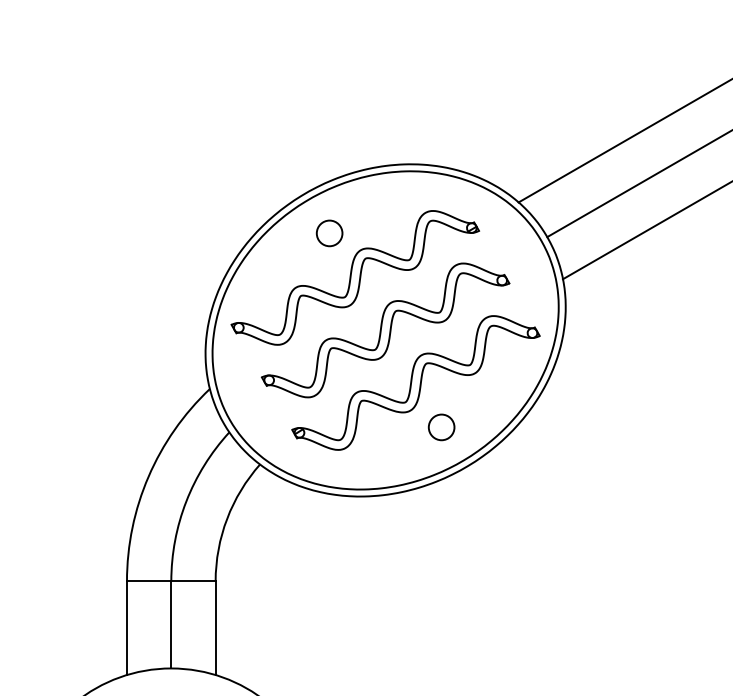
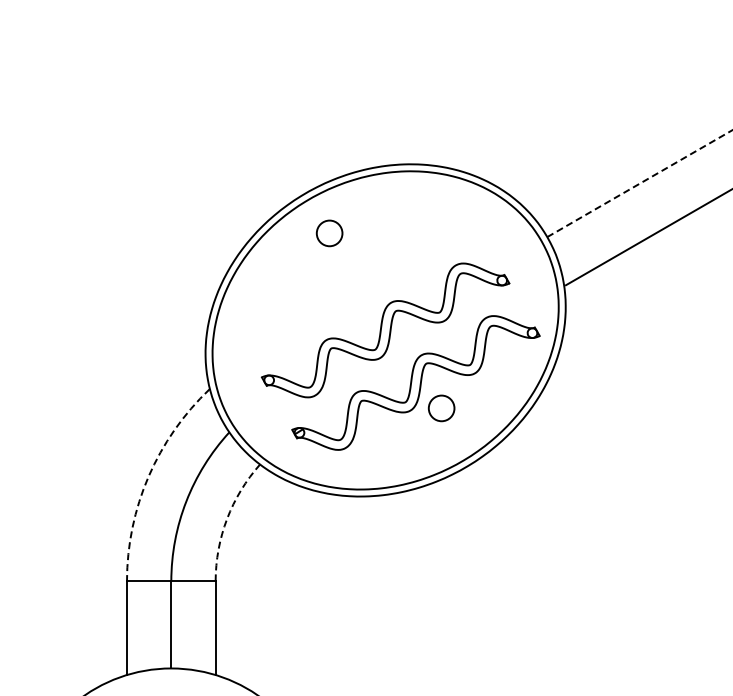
line: present -> none (623, 141)
line: solid -> dashed (639, 183)
line position: (645, 231) -> (647, 237) (647, 237)
part: present -> none (355, 277)
circle position: (441, 427) -> (441, 408) (441, 408)
arc: solid -> dashed (148, 476)
arc: solid -> dashed (227, 518)
